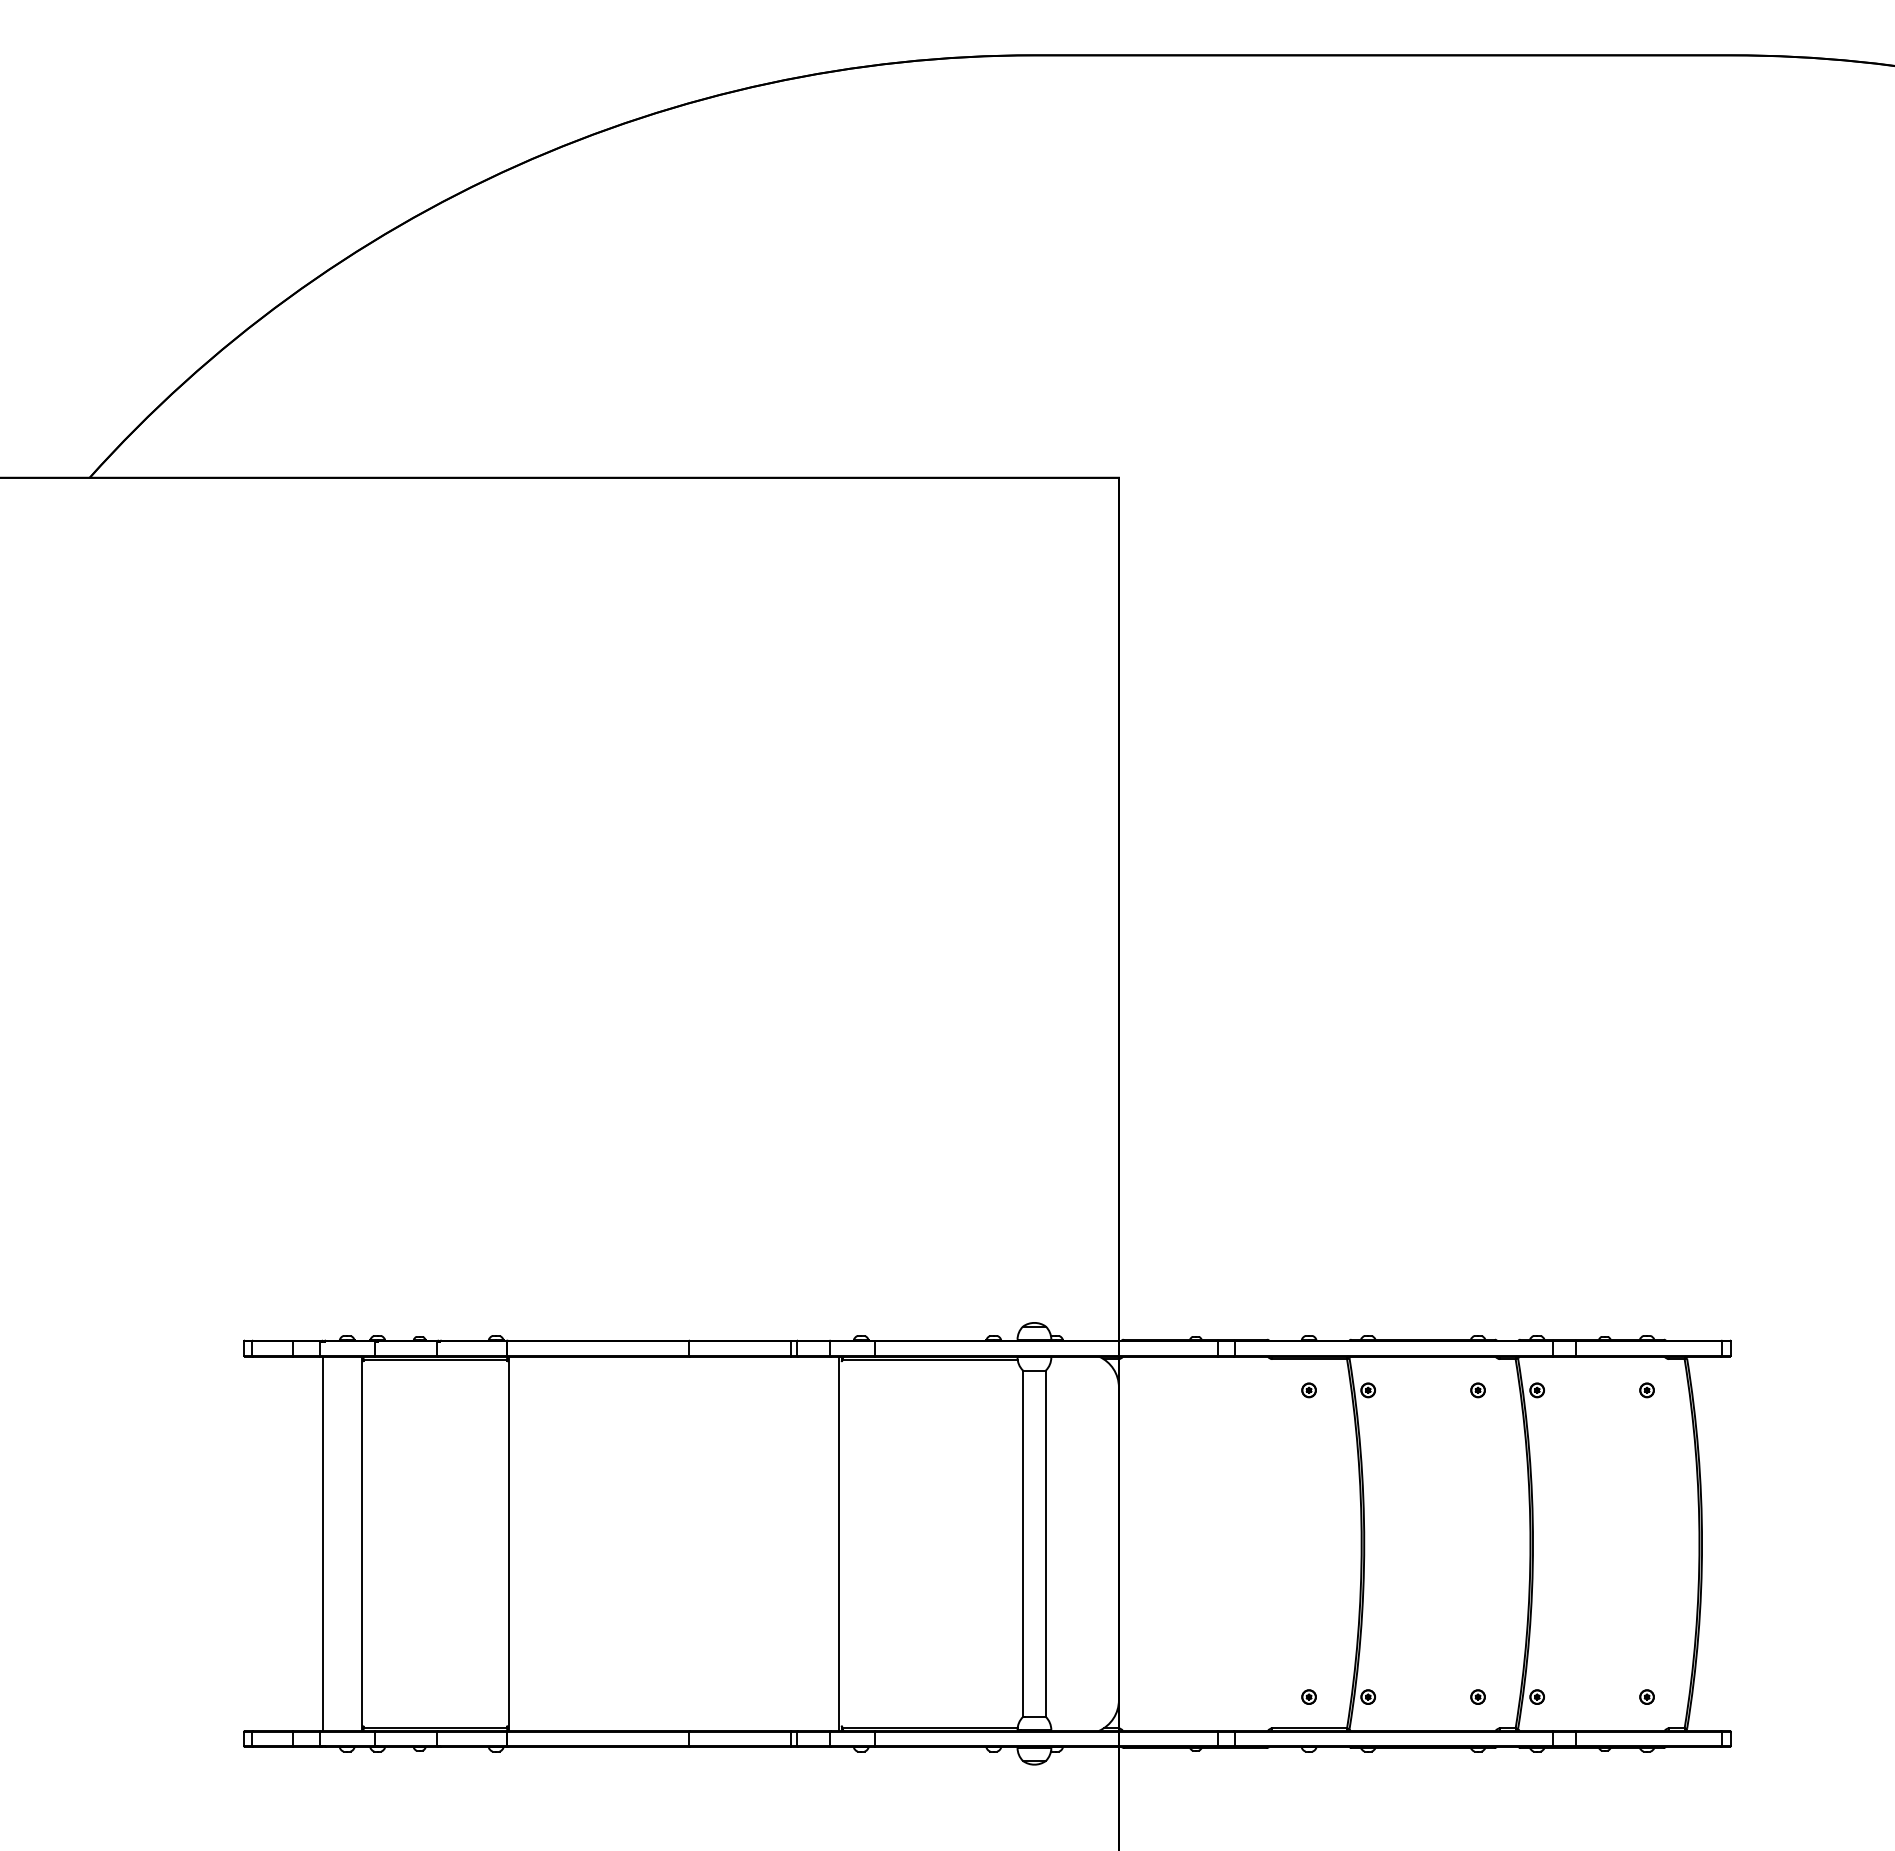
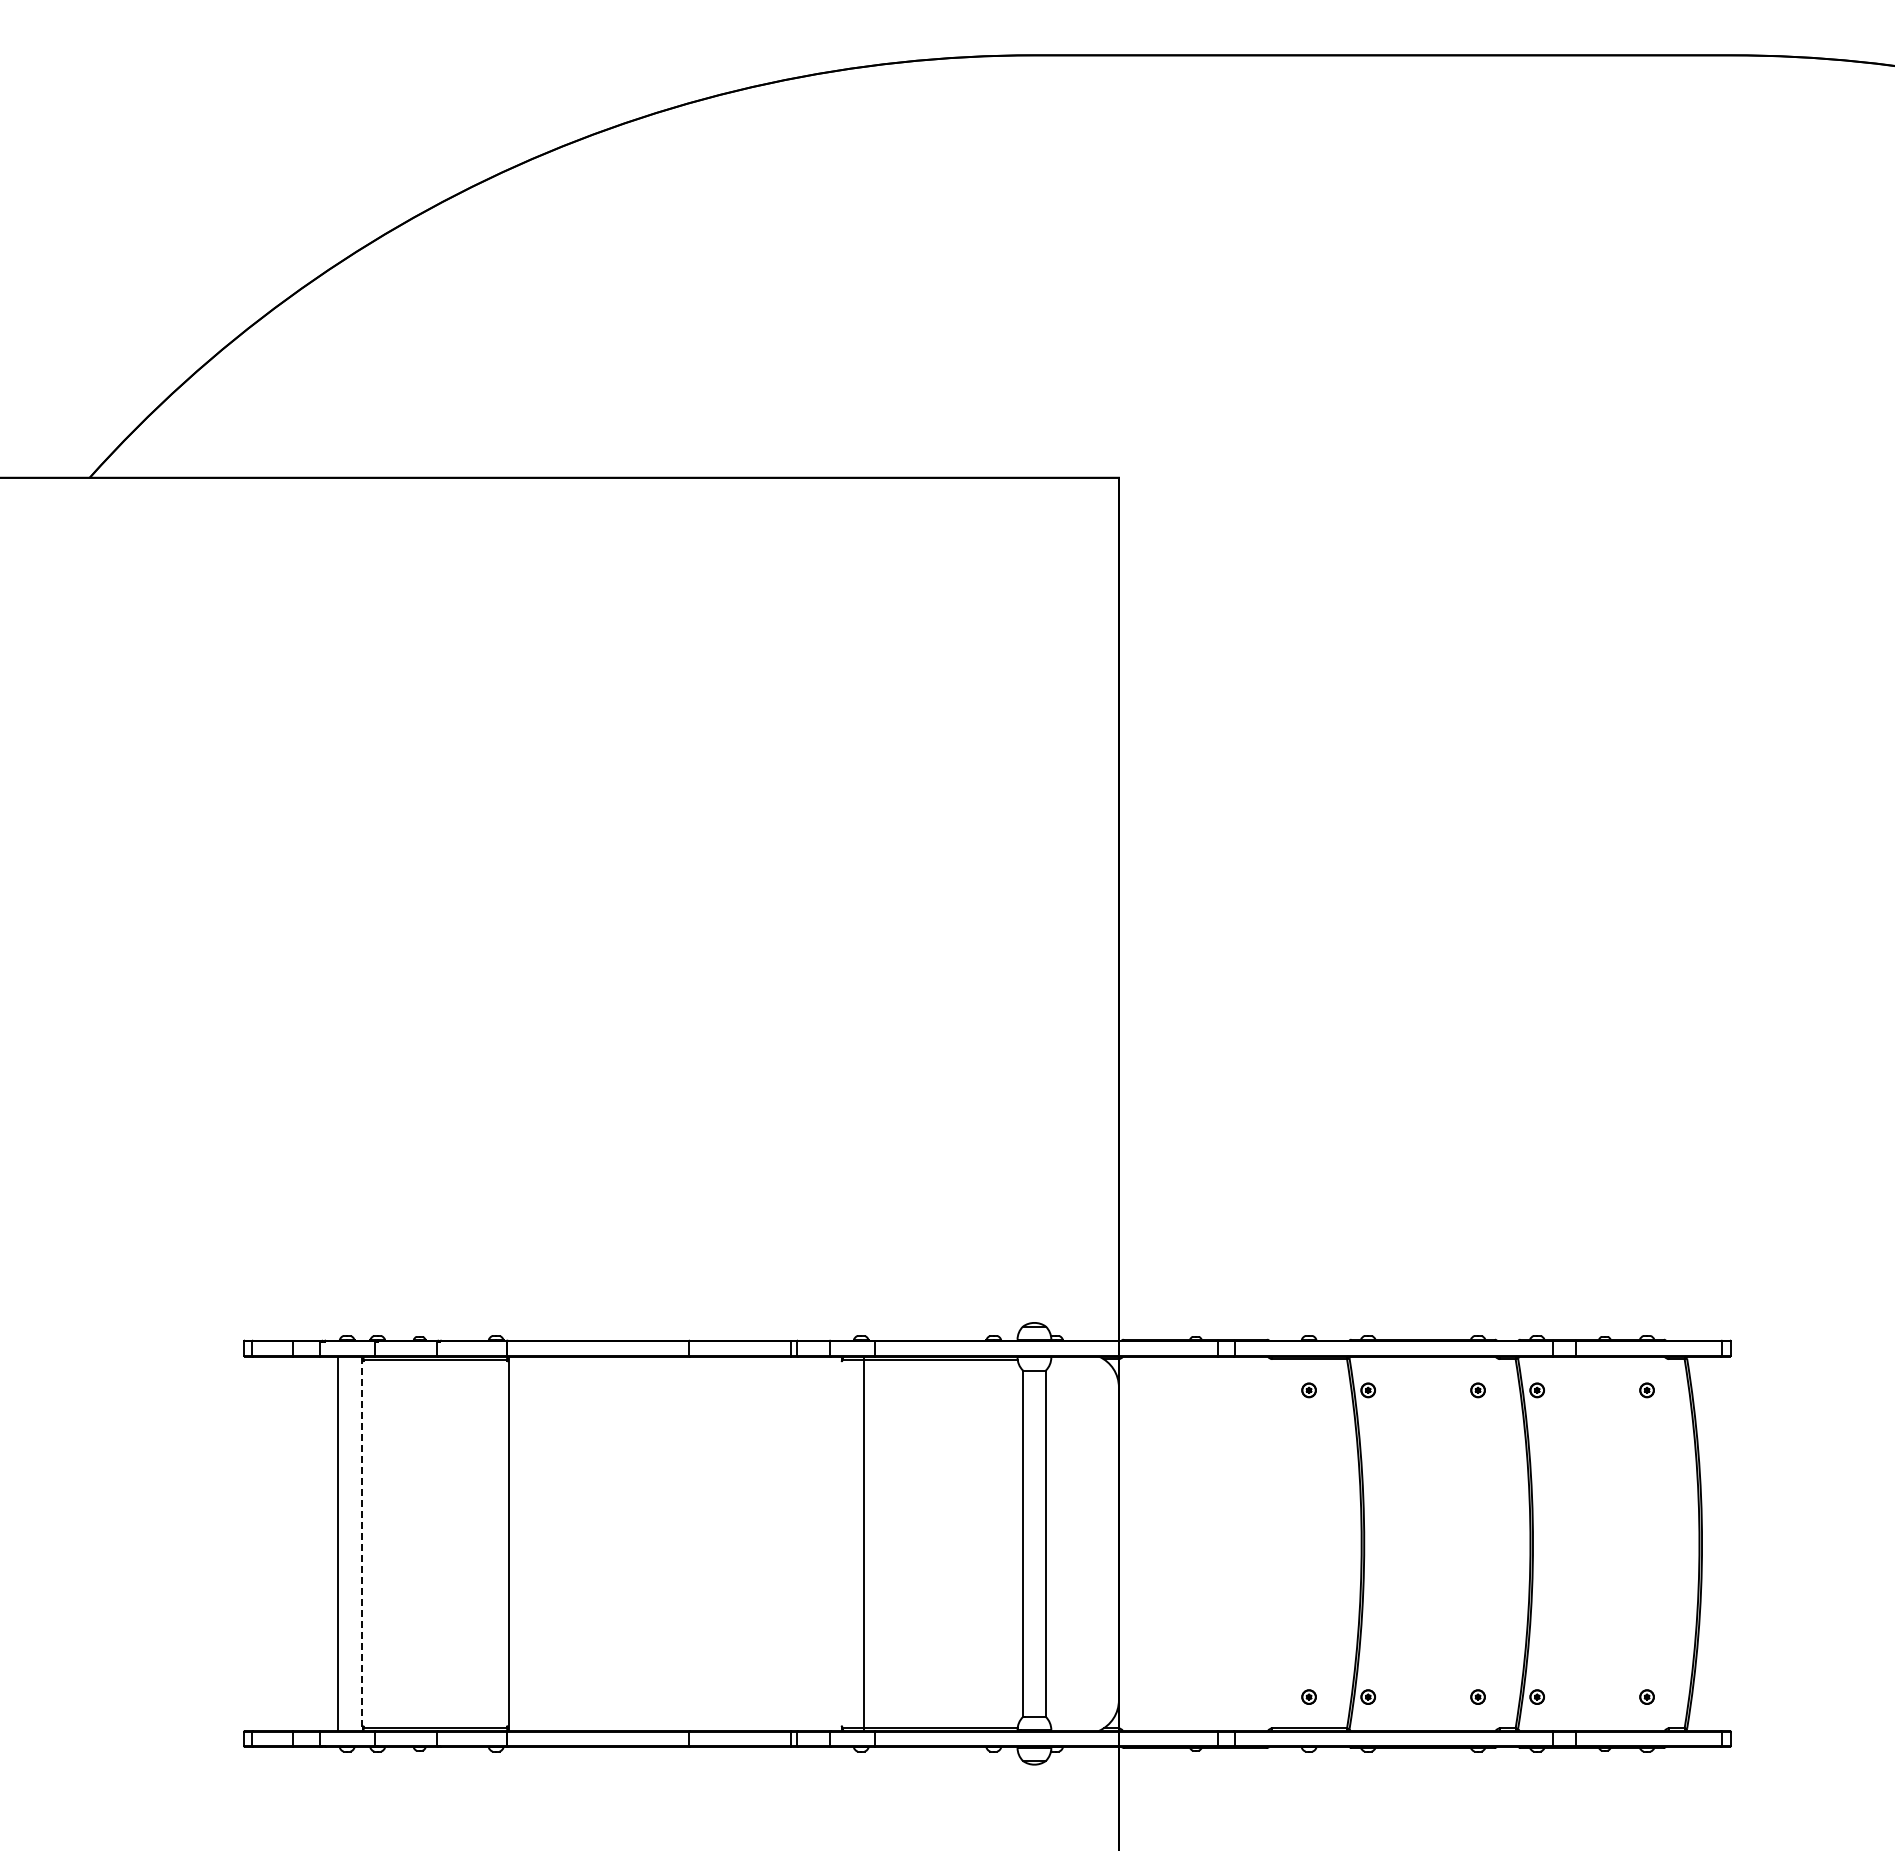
line position: (323, 1543) -> (338, 1543) (338, 1543)
line position: (839, 1543) -> (864, 1543) (864, 1543)
line: solid -> dashed (361, 1544)
